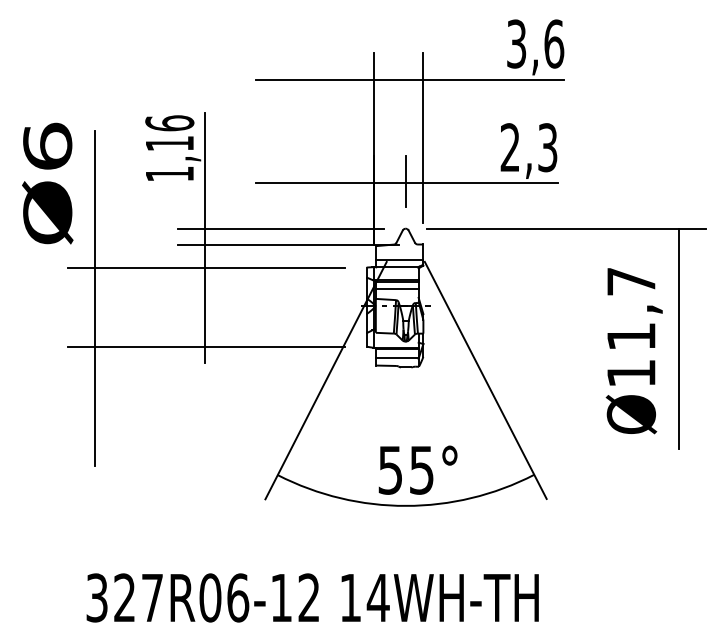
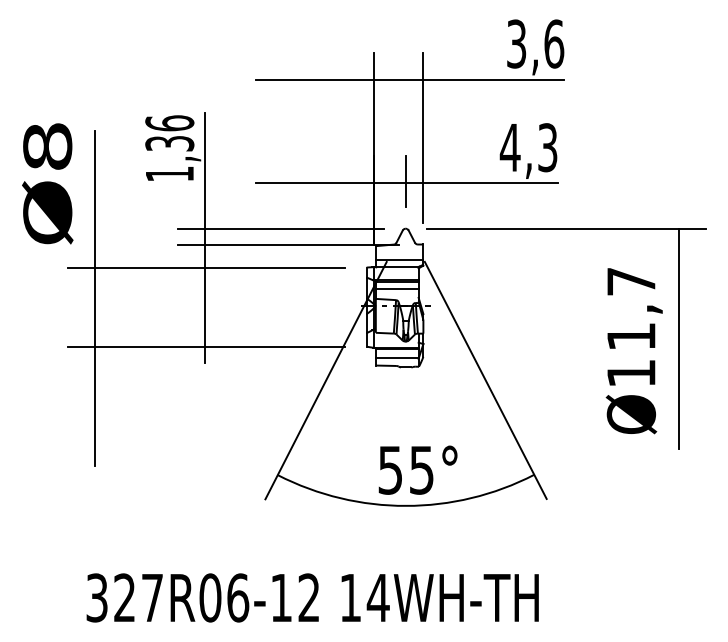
text: 1,16 -> 1,36 (169, 143)
text: Ø6 -> Ø8 (47, 145)
text: 2,3 -> 4,3 (509, 147)
